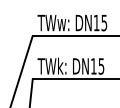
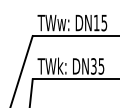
text: DN15 -> DN35 (93, 66)
